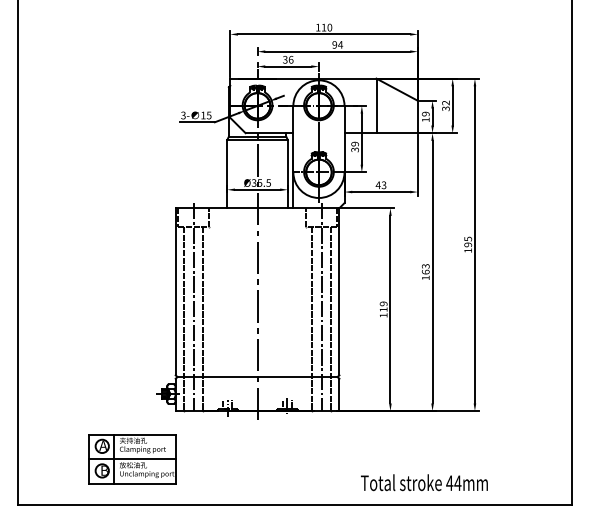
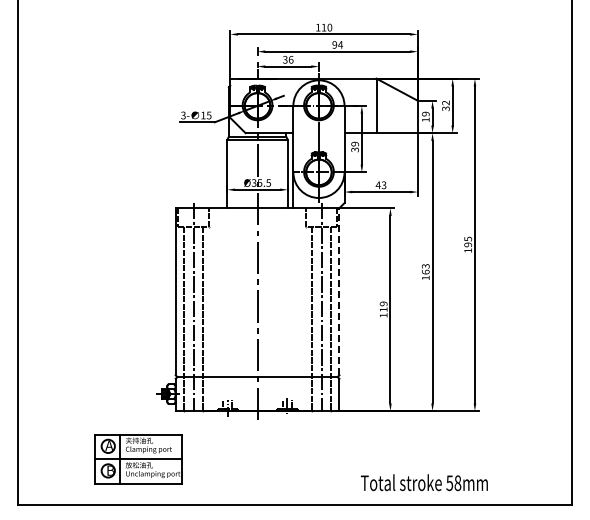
line: solid -> dashed (339, 291)
part position: (132, 459) -> (138, 459) (138, 459)
text: 44mm -> 58mm (453, 483)
